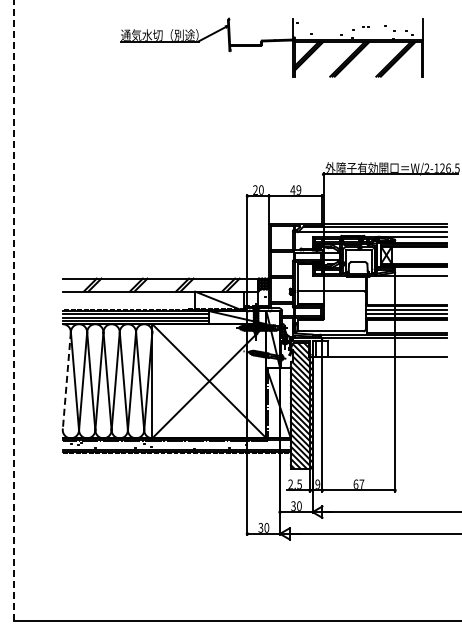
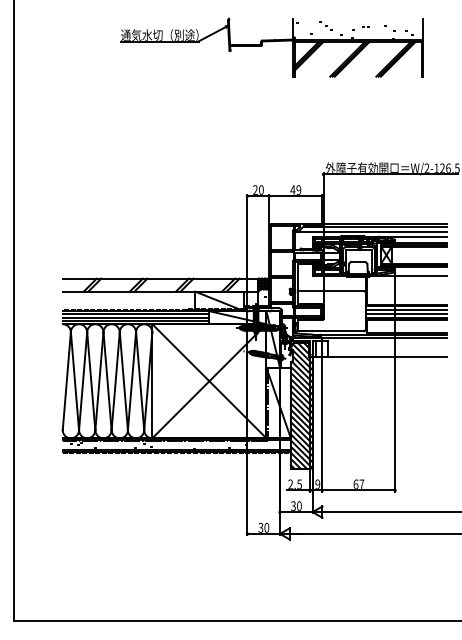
part: none -> present (325, 25)
line: dashed -> solid (13, 310)
line: dashed -> solid (66, 381)
